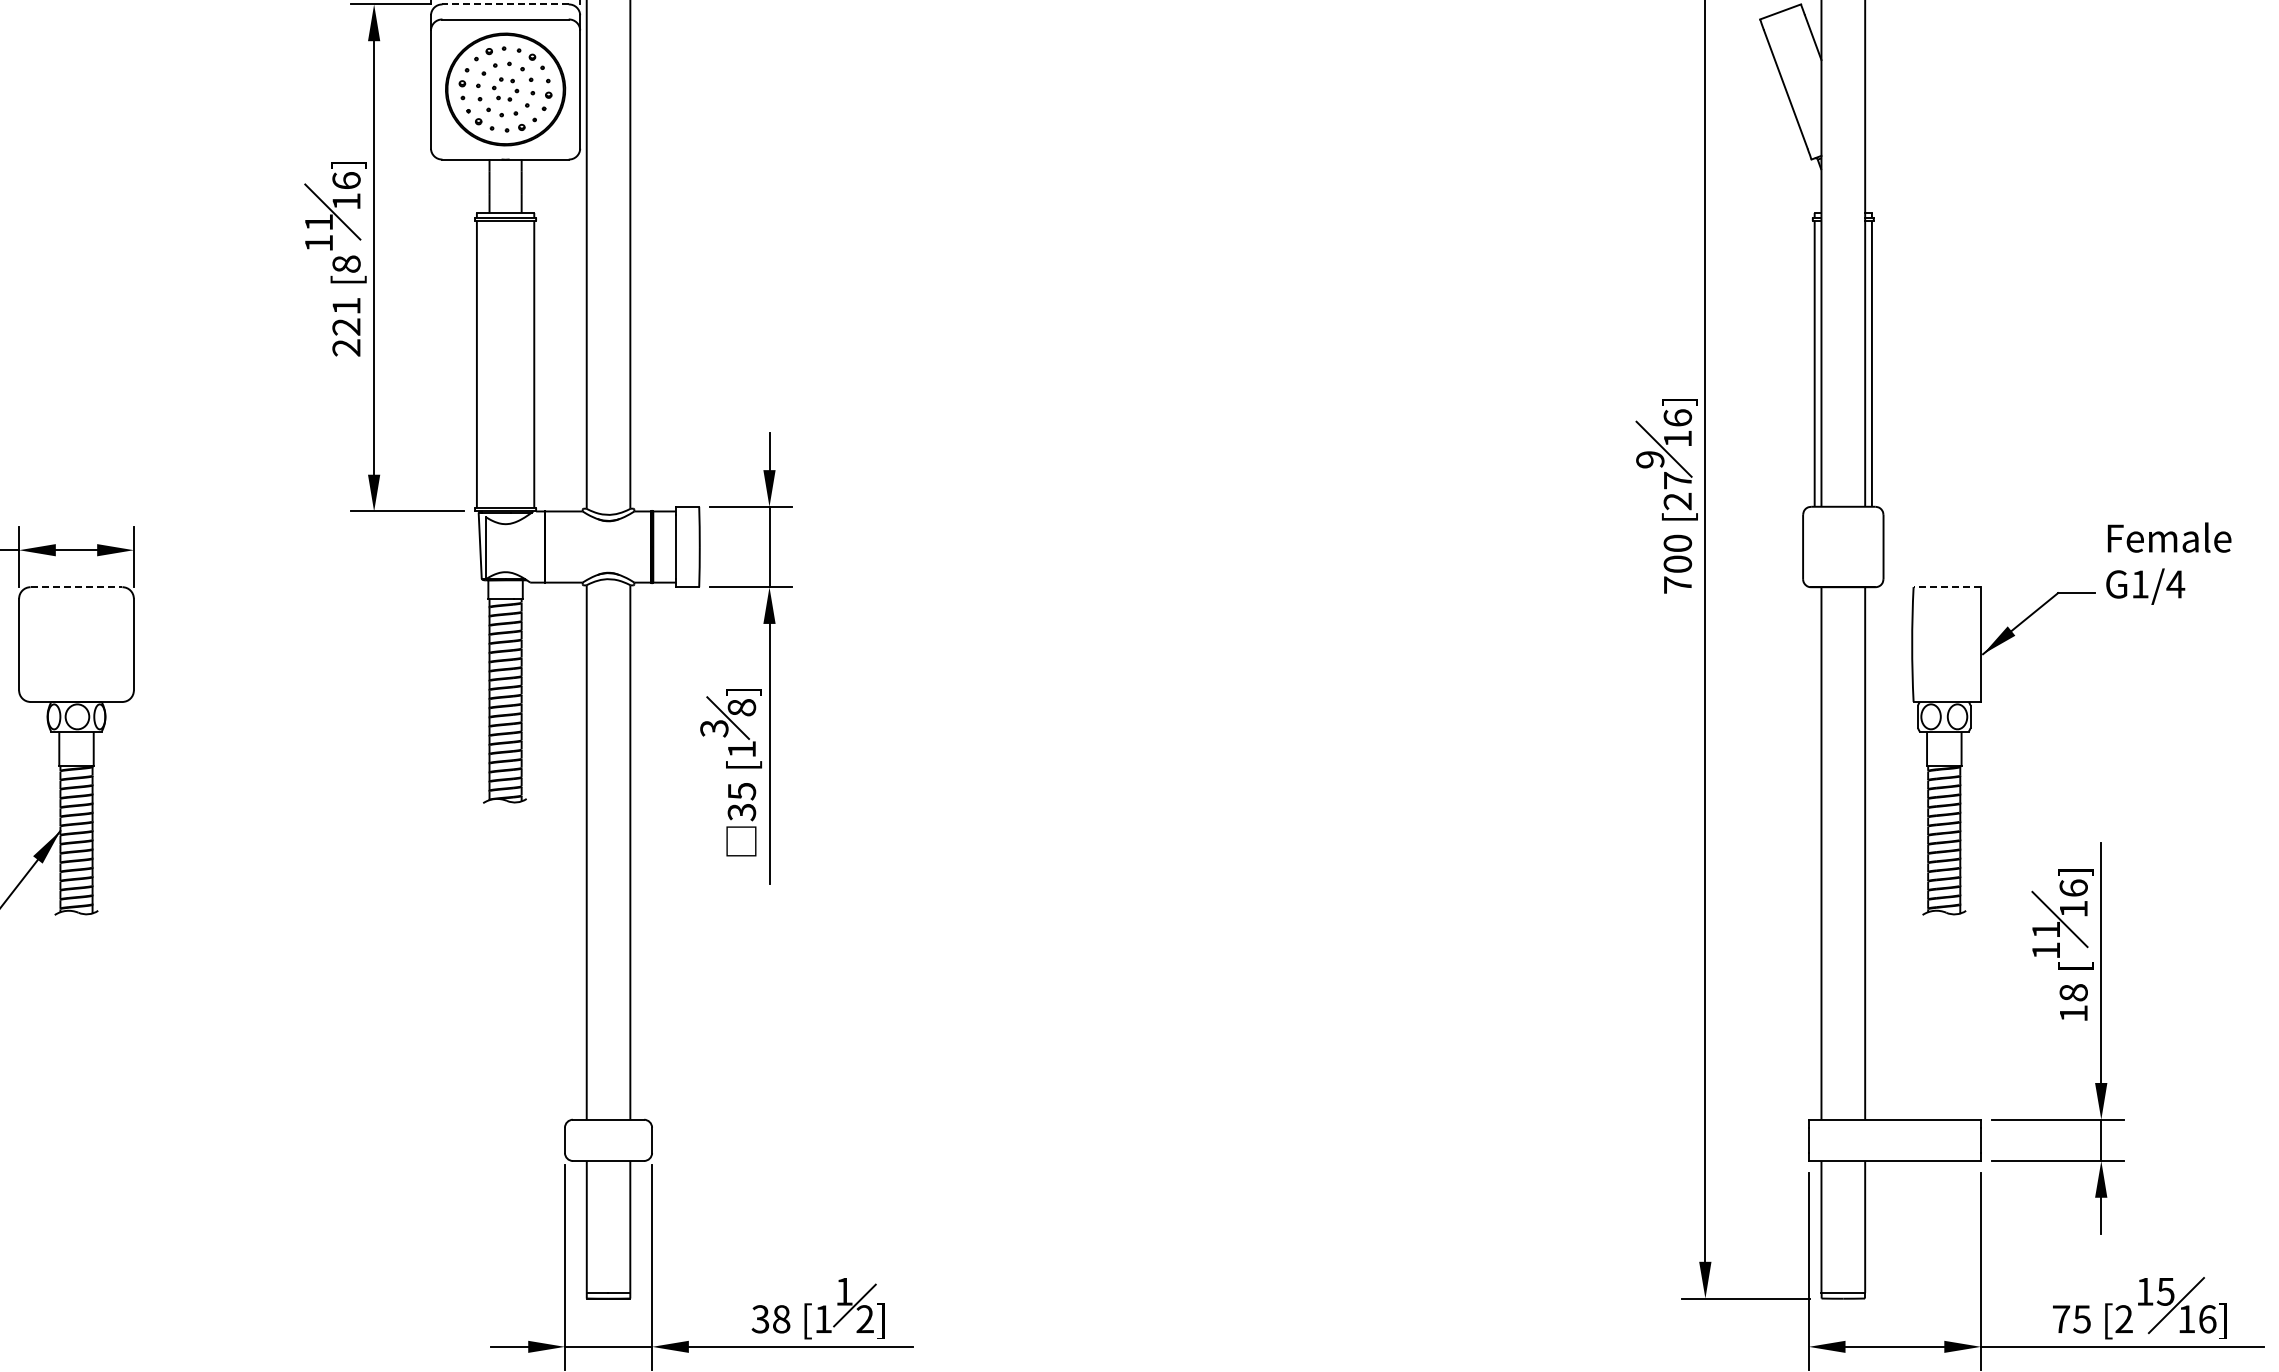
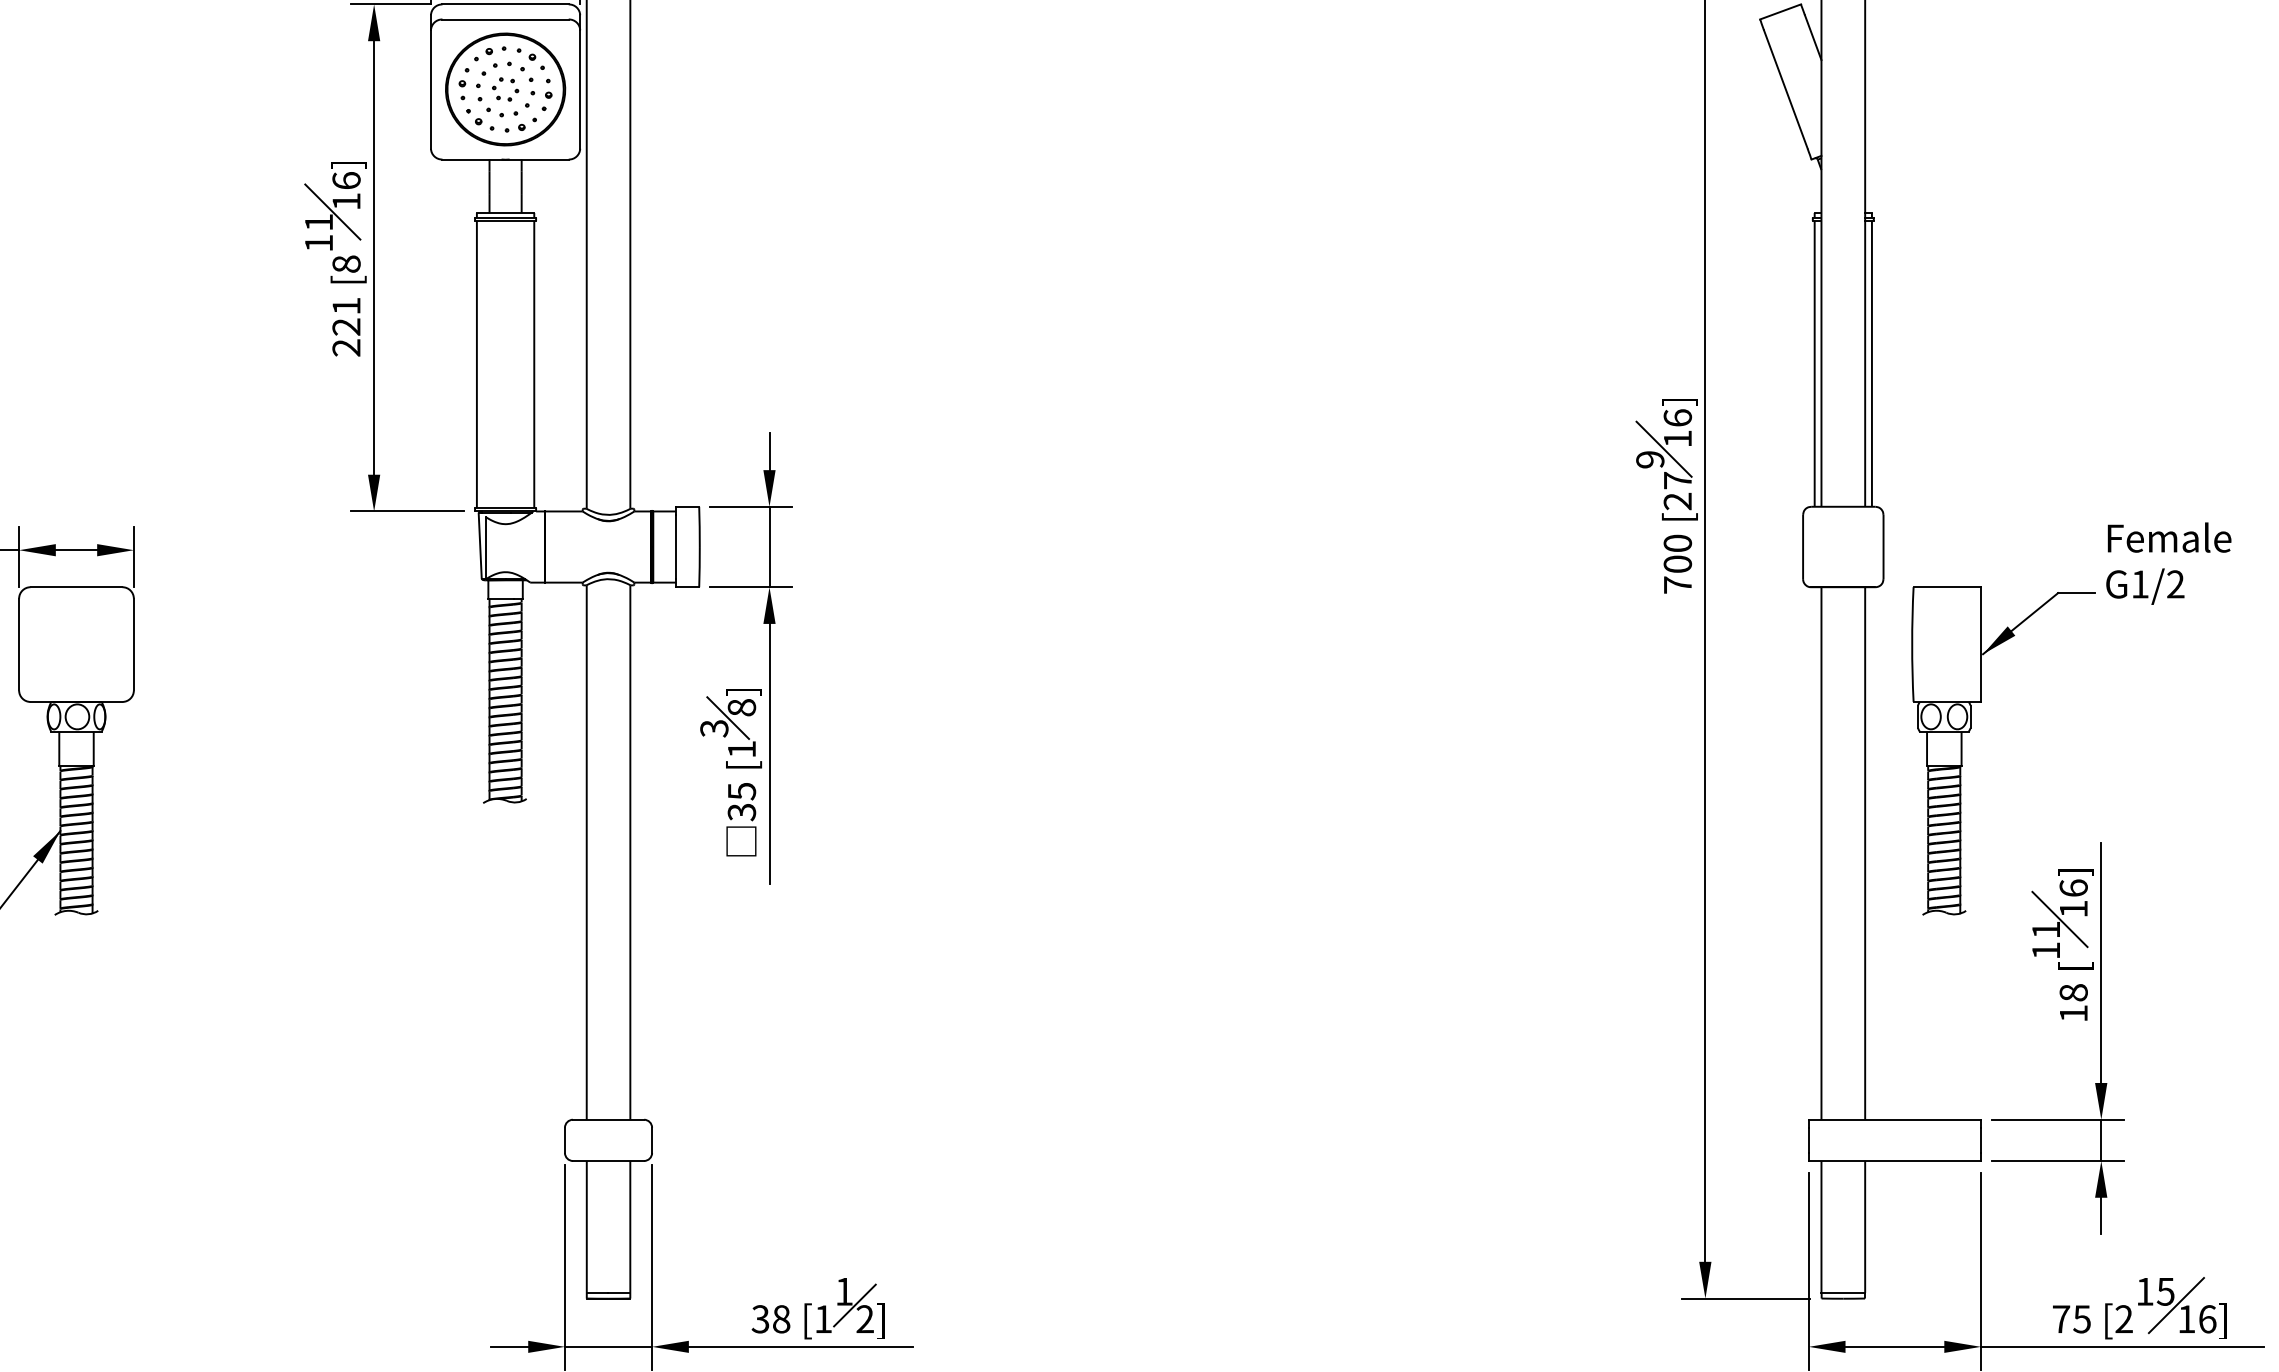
line: dashed -> solid (505, 4)
text: G1/4 -> G1/2 (2175, 584)
line: dashed -> solid (76, 587)
line: dashed -> solid (1947, 587)
